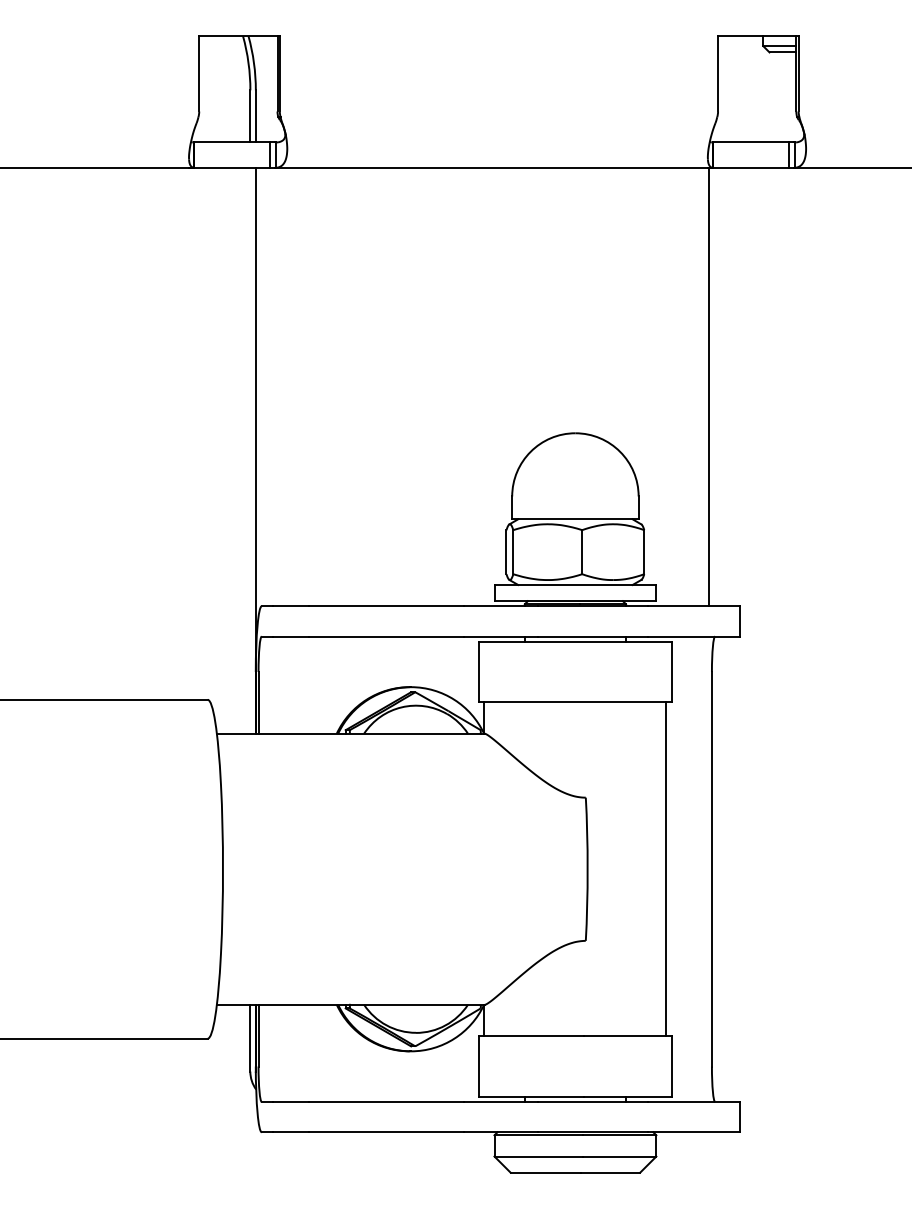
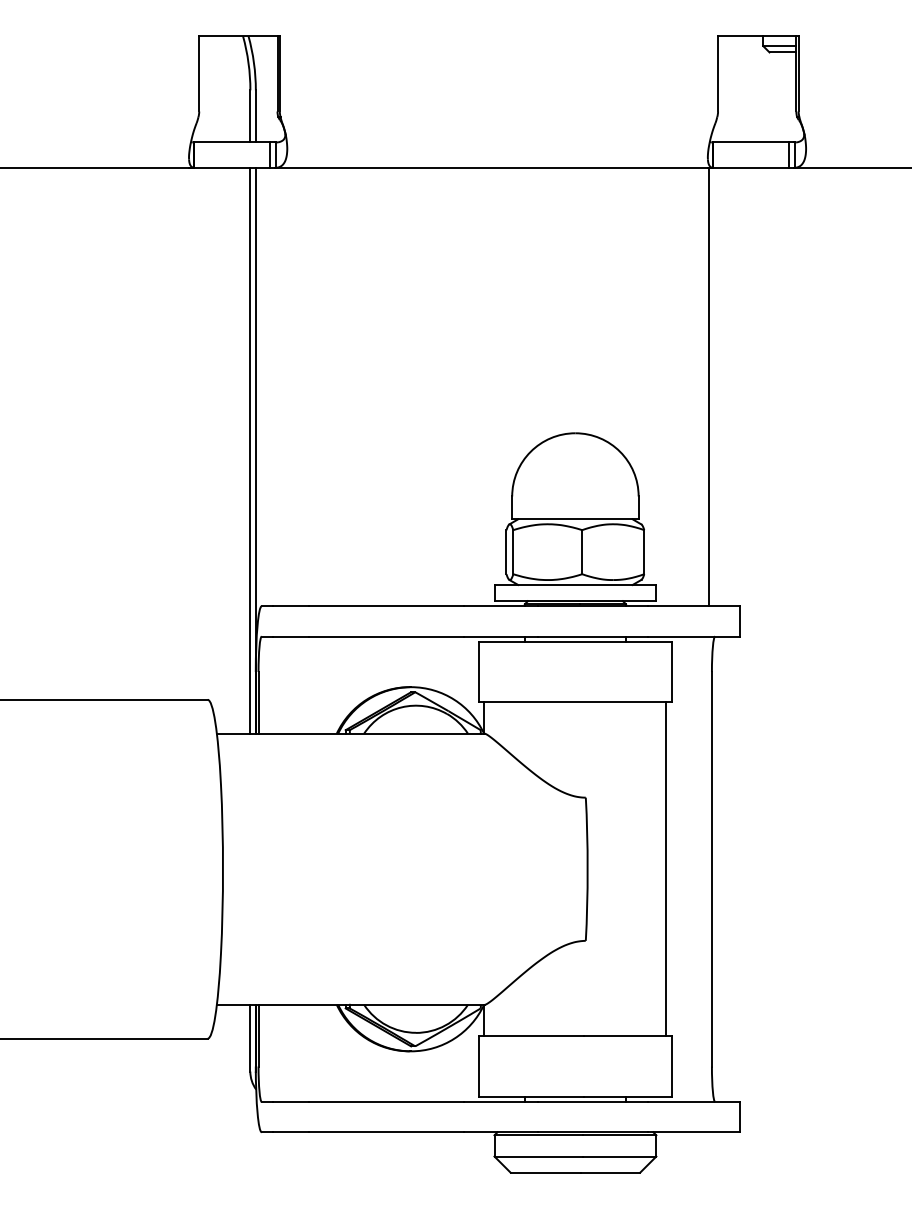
line: none -> present (250, 450)
